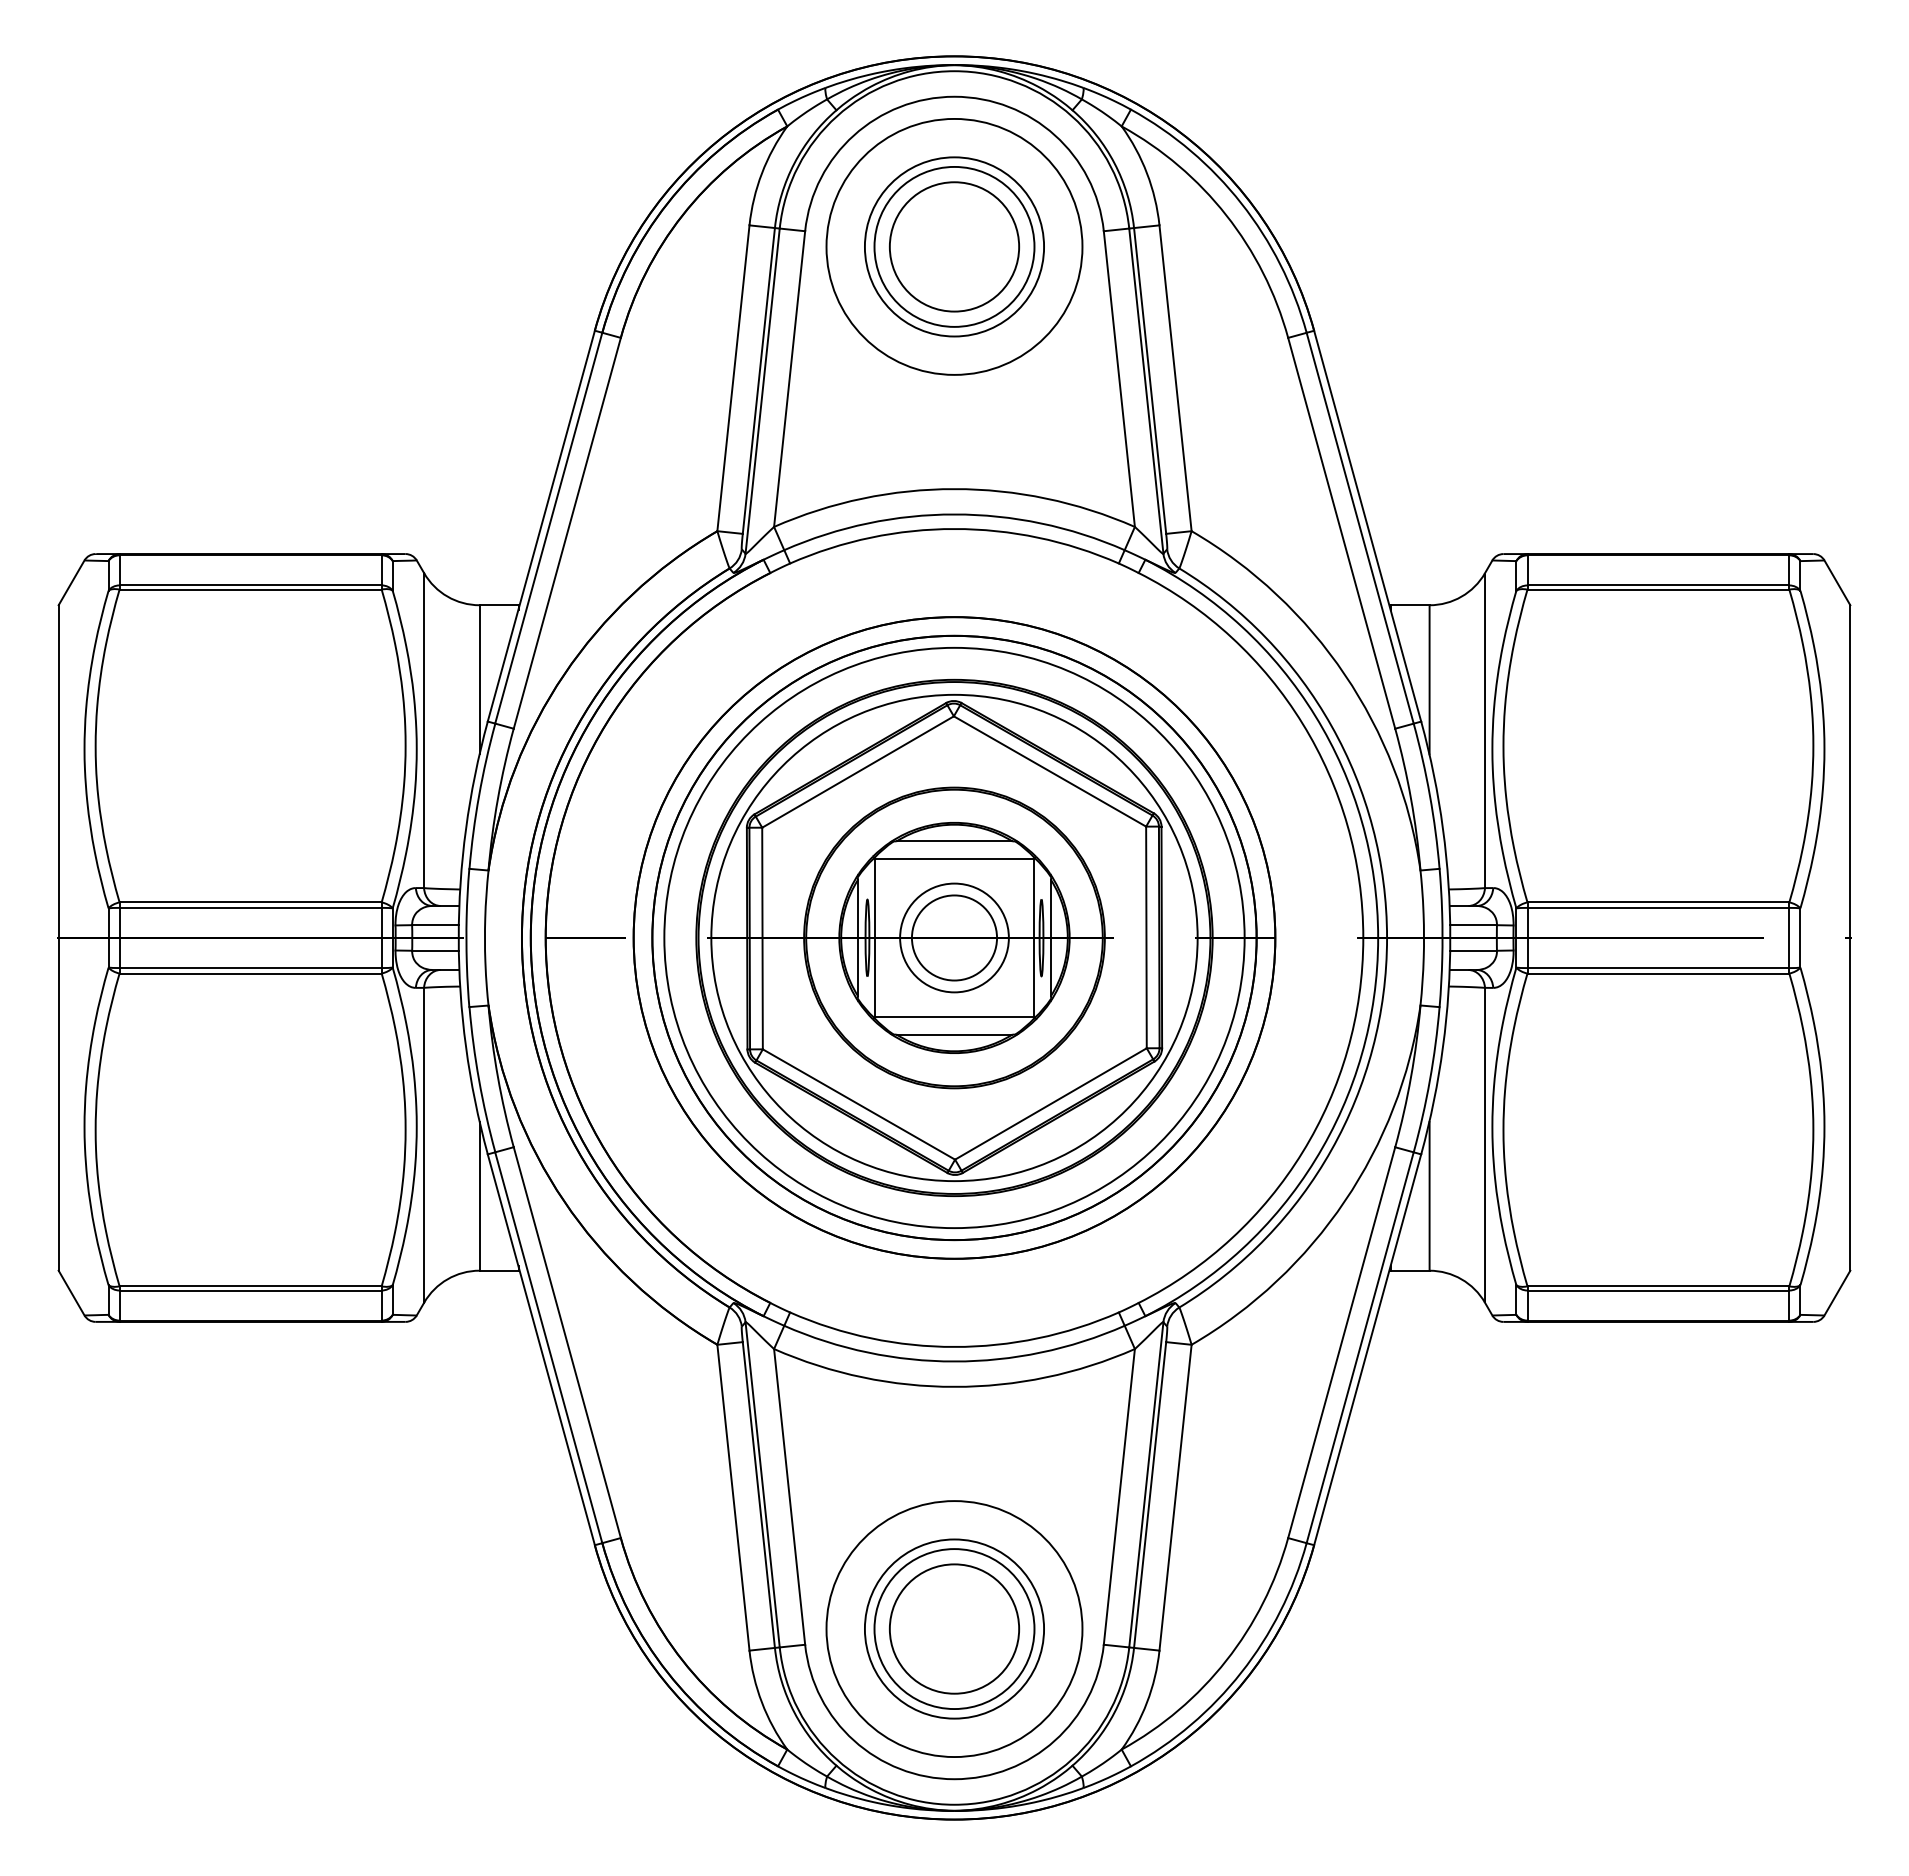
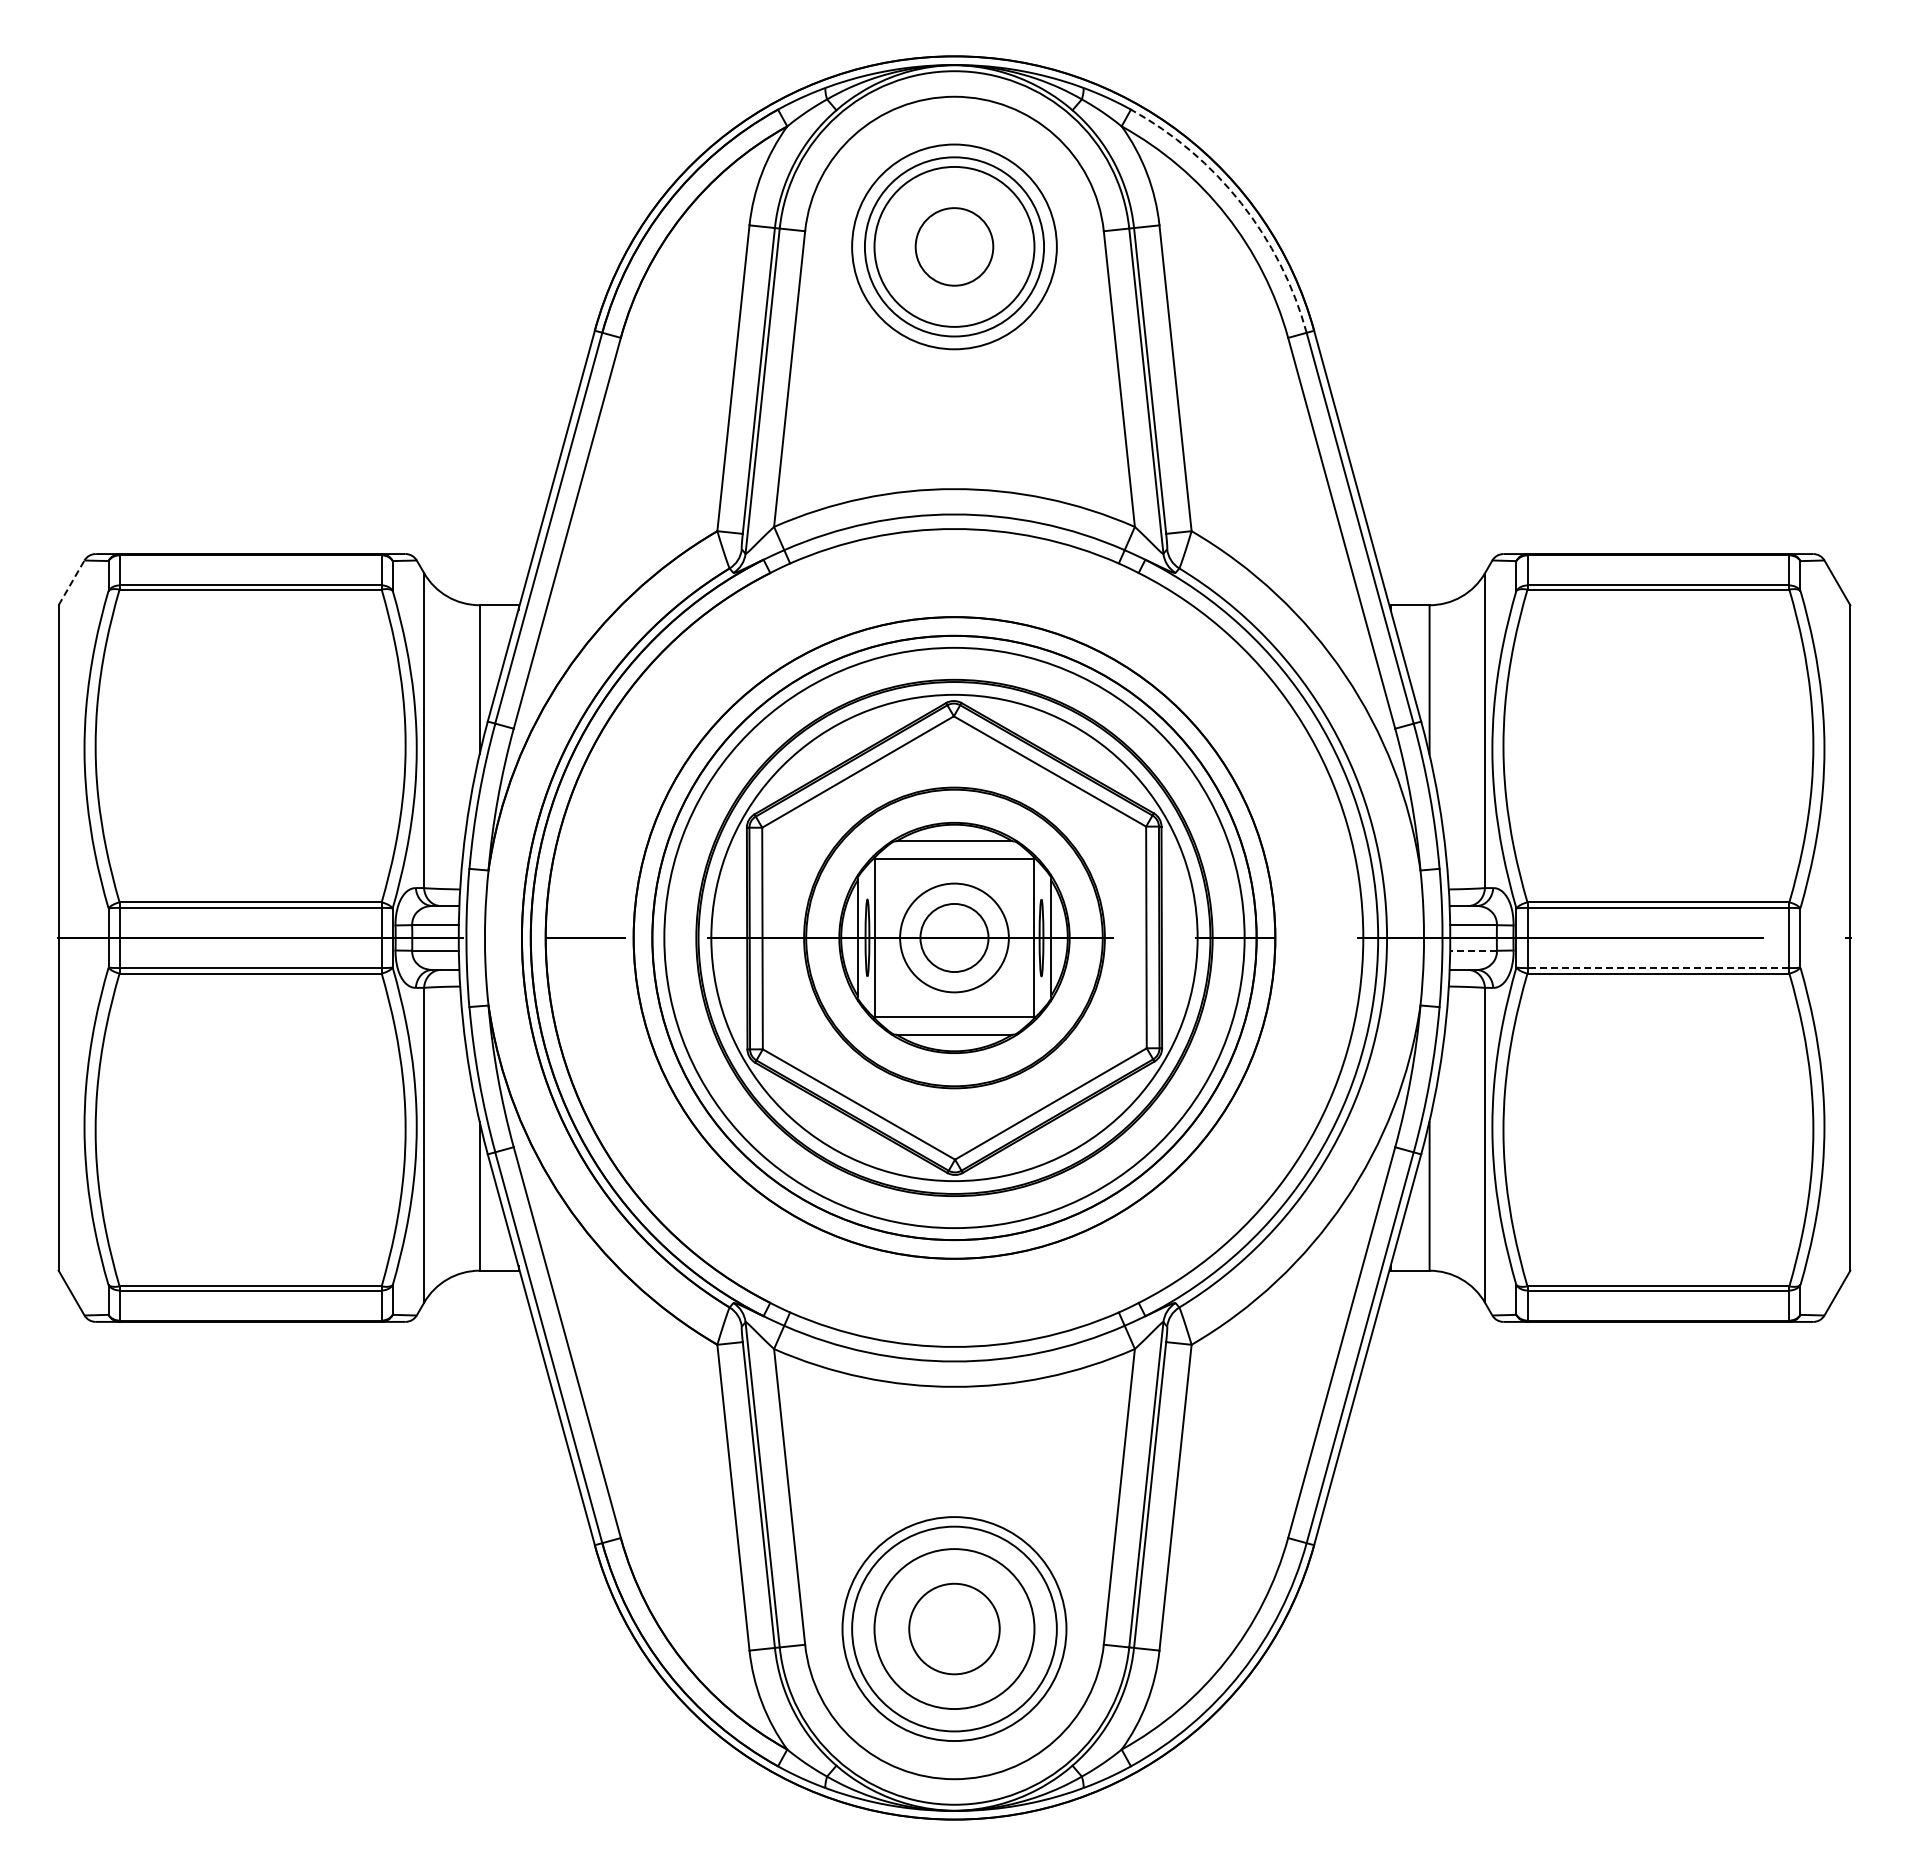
arc: solid -> dashed (1241, 203)
circle diameter: 129 px -> 78 px (954, 246)
circle diameter: 256 px -> 205 px (954, 246)
line: solid -> dashed (71, 582)
circle diameter: 85 px -> 68 px (954, 937)
line: solid -> dashed (1473, 950)
line: solid -> dashed (1658, 968)
circle diameter: 129 px -> 91 px (954, 1628)
circle diameter: 179 px -> 224 px (954, 1629)
circle diameter: 256 px -> 205 px (954, 1628)
